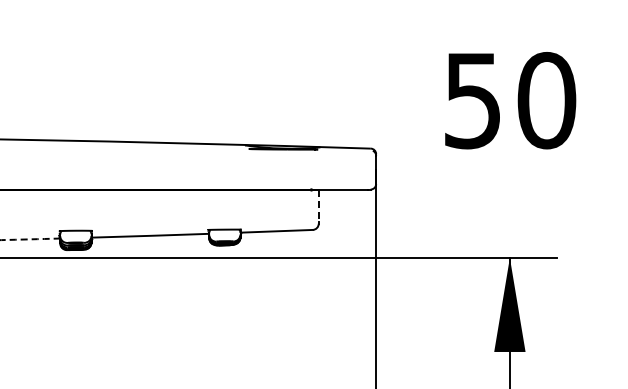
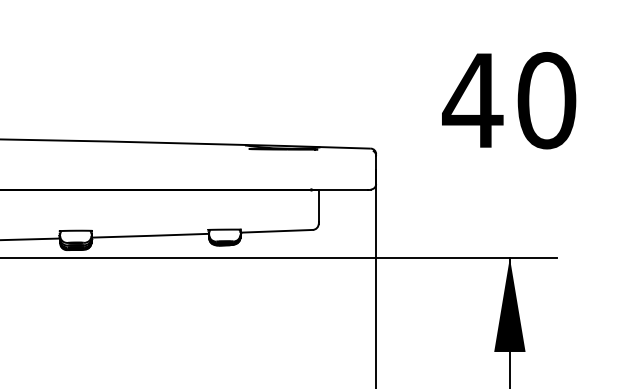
text: 50 -> 40 (472, 101)
line: dashed -> solid (318, 206)
arc: dashed -> solid (30, 239)
